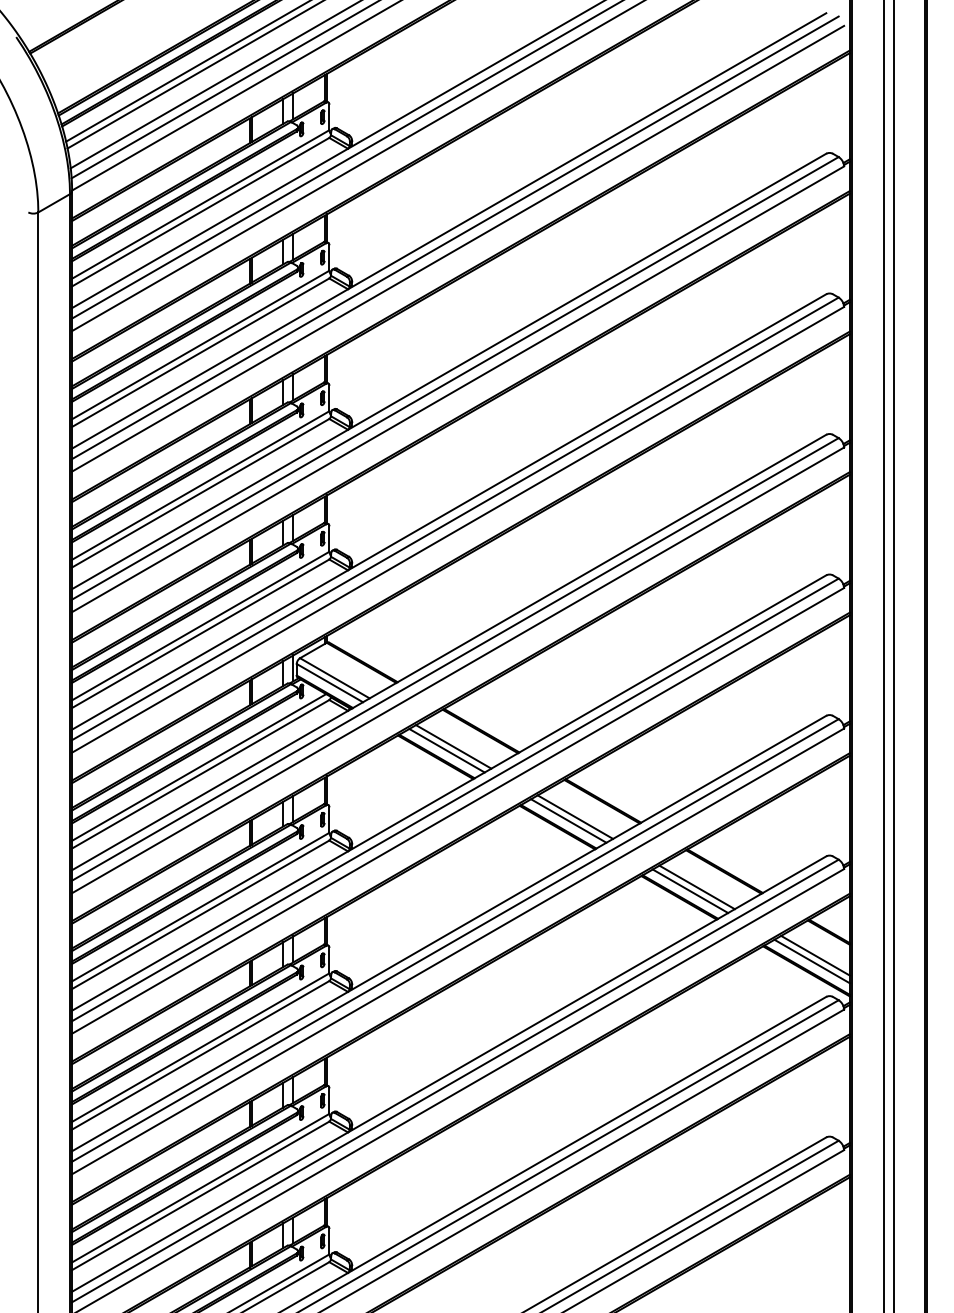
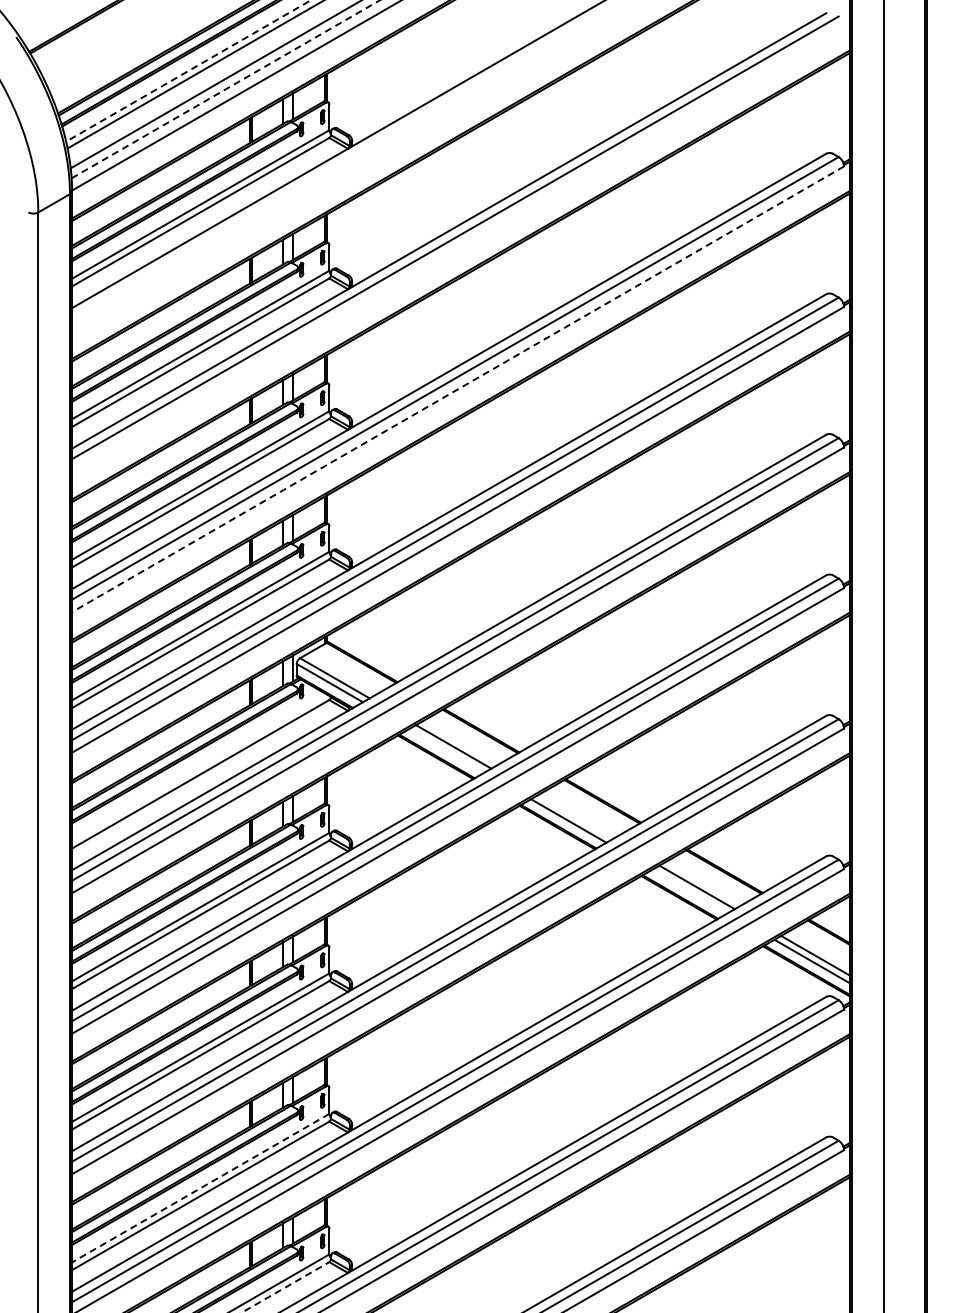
line: solid -> dashed (188, 70)
line: solid -> dashed (225, 89)
line: present -> none (346, 160)
line: present -> none (356, 166)
line: present -> none (458, 248)
line: solid -> dashed (458, 389)
line: present -> none (893, 655)
line: present -> none (446, 750)
line: present -> none (199, 767)
line: present -> none (575, 816)
line: present -> none (690, 891)
line: solid -> dashed (200, 1188)
line: solid -> dashed (286, 1287)
